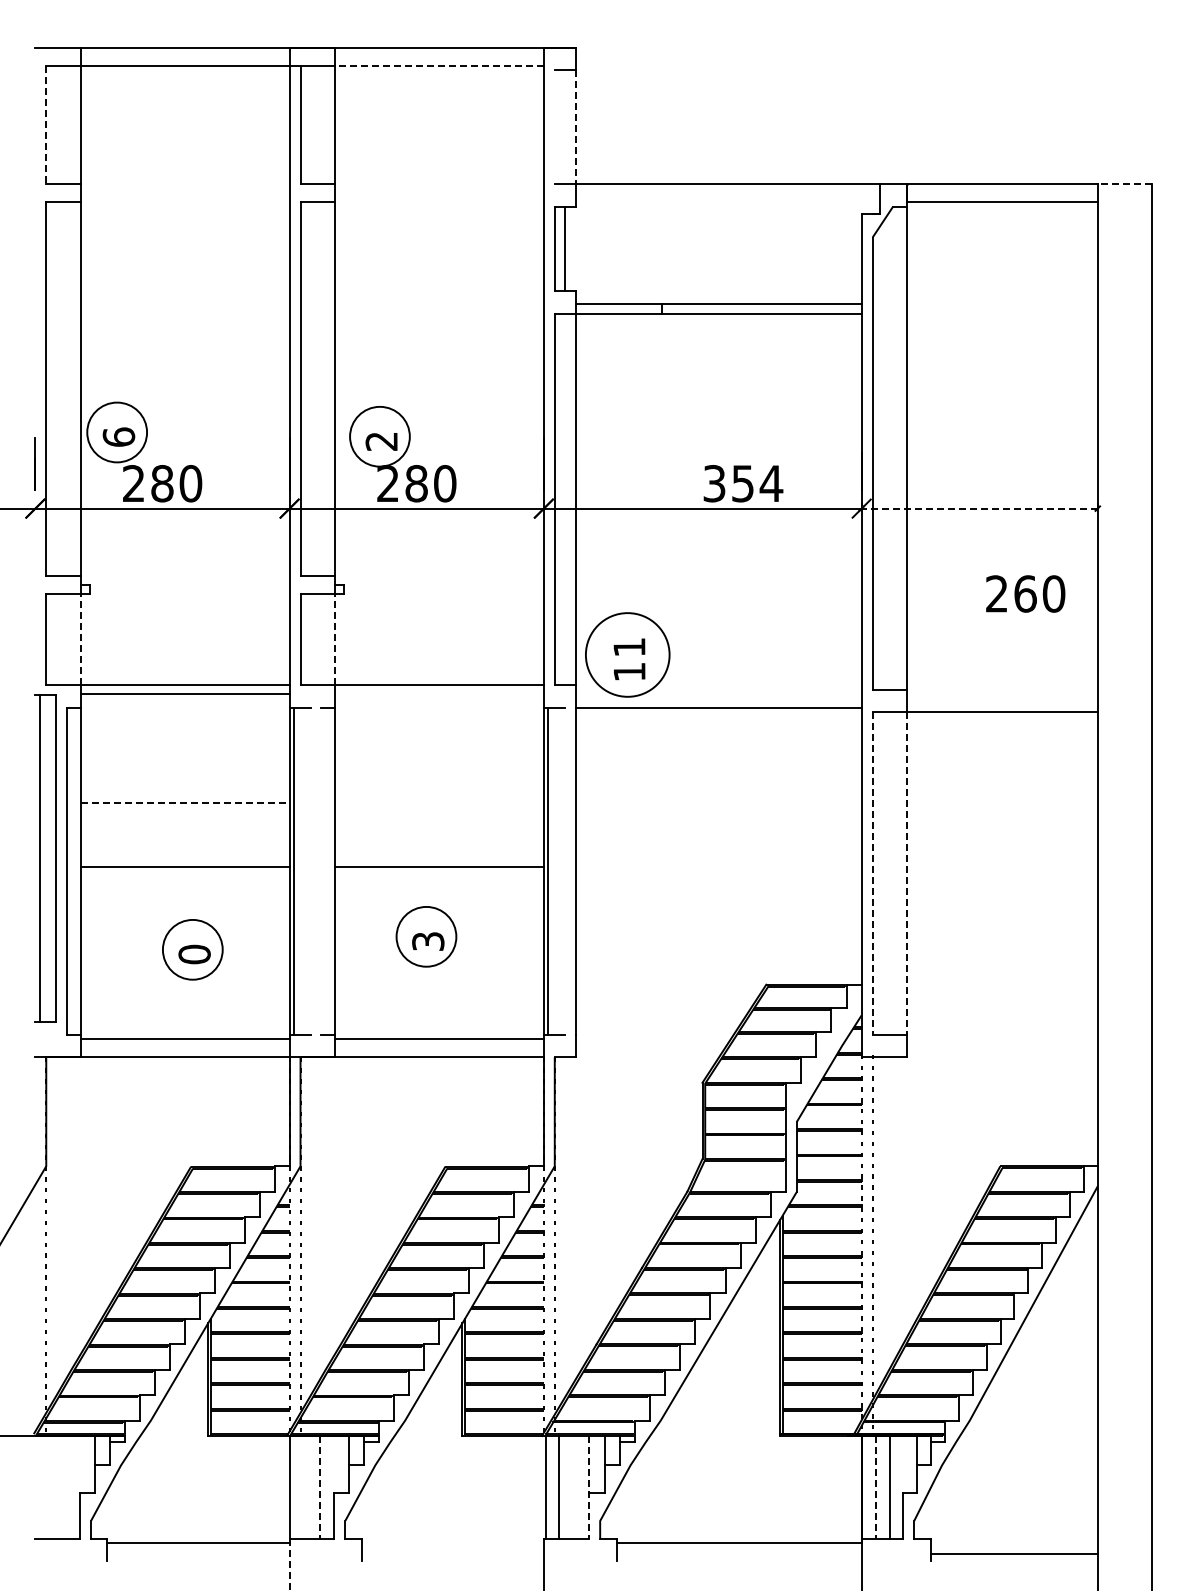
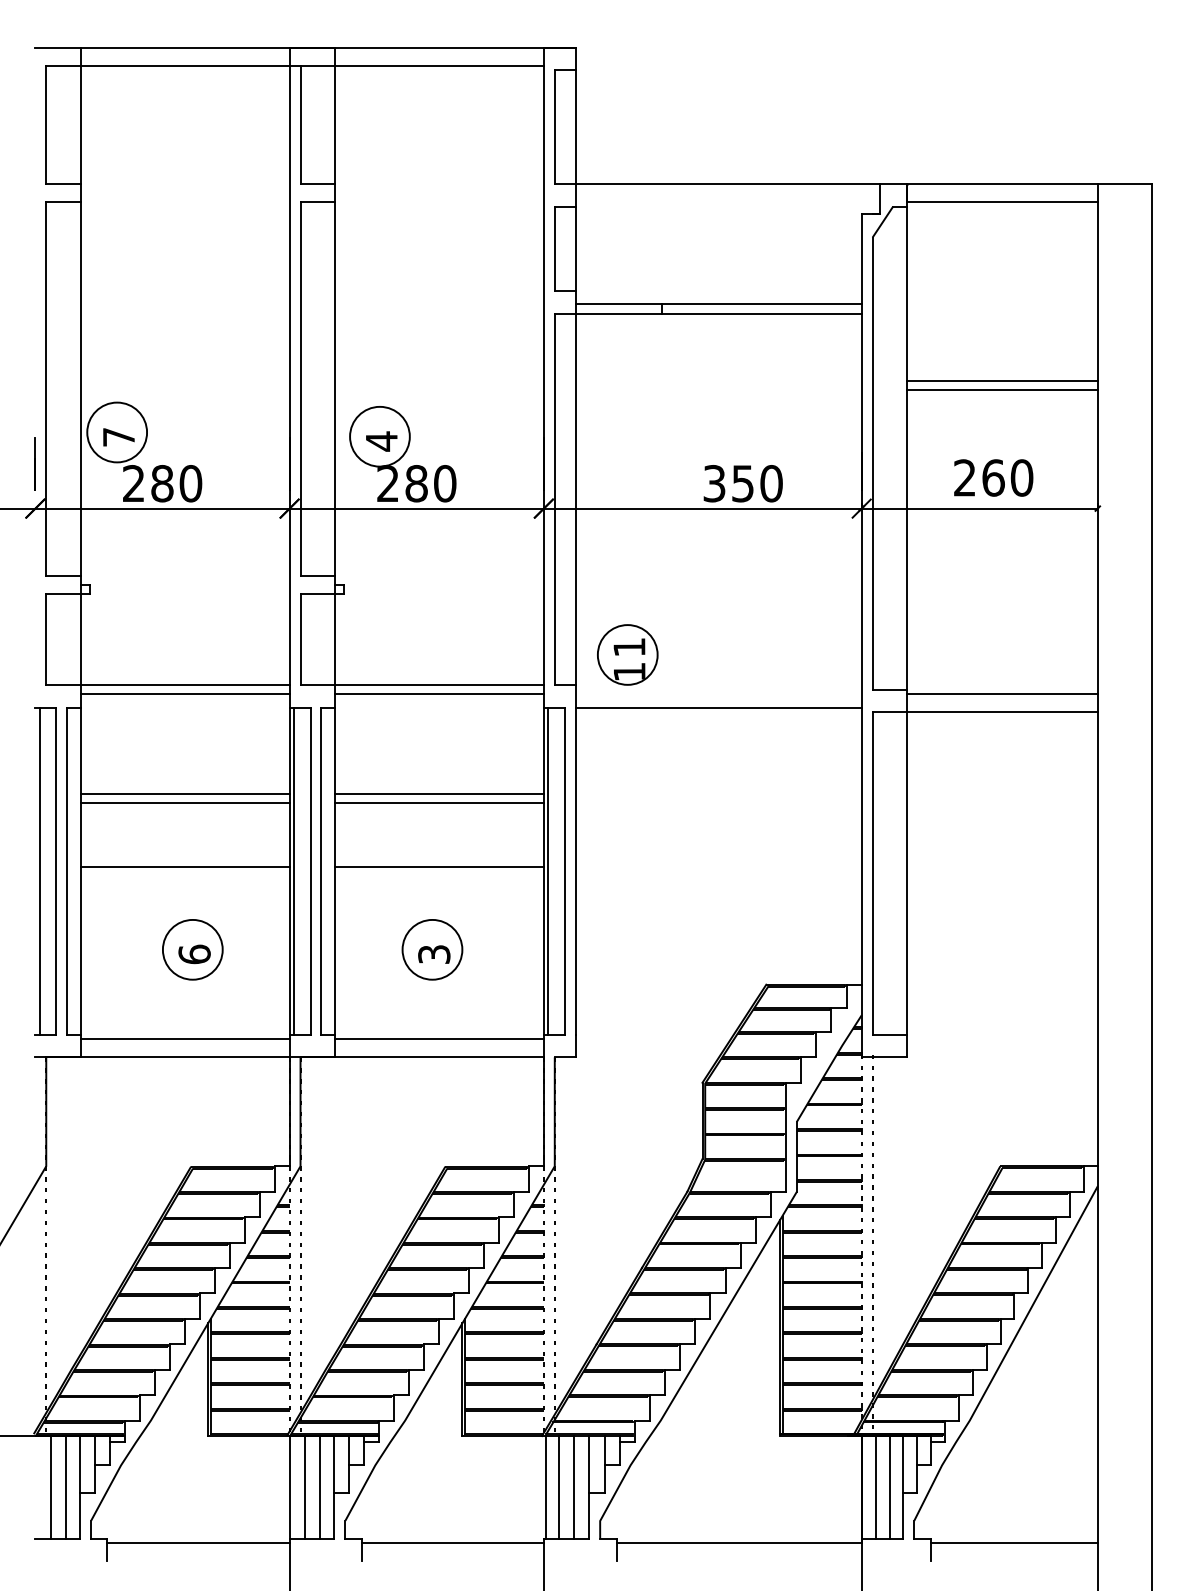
line: dashed -> solid (438, 65)
line: dashed -> solid (46, 125)
line: none -> present (554, 126)
line: dashed -> solid (575, 127)
line: dashed -> solid (1124, 183)
line position: (564, 248) -> (575, 248) (575, 248)
line: none -> present (1002, 380)
line: none -> present (1002, 389)
text: 6 -> 7 (118, 436)
text: 2 -> 4 (381, 441)
text: 354 -> 350 (771, 483)
line: dashed -> solid (979, 508)
text position: (1025, 593) -> (993, 477) (993, 477)
line: dashed -> solid (80, 639)
line: dashed -> solid (335, 639)
circle diameter: 84 px -> 60 px (627, 654)
line: none -> present (439, 694)
line: none -> present (1002, 694)
line: none -> present (184, 794)
line: none -> present (439, 794)
line: dashed -> solid (185, 803)
line: none -> present (439, 803)
part position: (45, 858) -> (45, 871) (45, 871)
line: none -> present (310, 870)
line: none -> present (321, 870)
line: none -> present (564, 870)
line: dashed -> solid (872, 873)
line: dashed -> solid (907, 873)
part position: (426, 936) -> (432, 949) (432, 949)
text: 0 -> 6 (194, 954)
line: none -> present (80, 1464)
line: none -> present (334, 1464)
line: none -> present (903, 1464)
line: none -> present (50, 1487)
line: none -> present (65, 1487)
line: none -> present (305, 1487)
line: dashed -> solid (320, 1487)
line: none -> present (574, 1487)
line: dashed -> solid (589, 1487)
line: dashed -> solid (875, 1487)
line: none -> present (452, 1543)
line position: (1013, 1554) -> (1013, 1543) (1013, 1543)
line: dashed -> solid (289, 1564)
